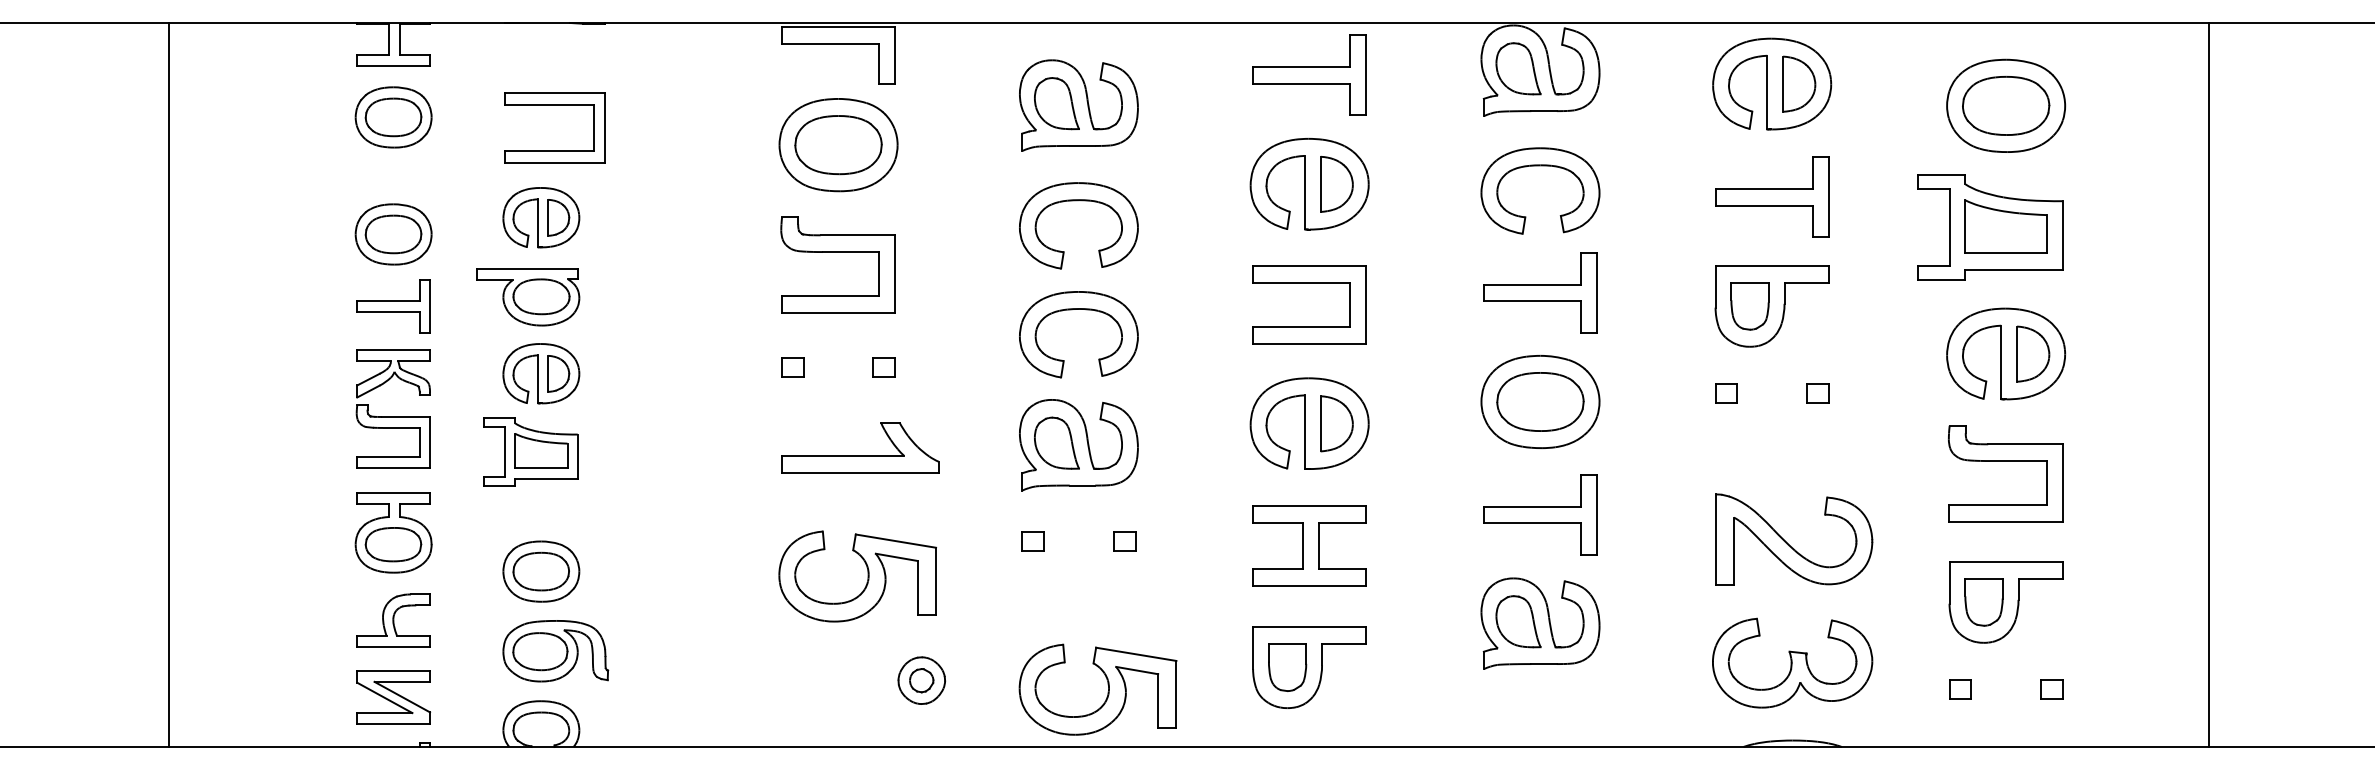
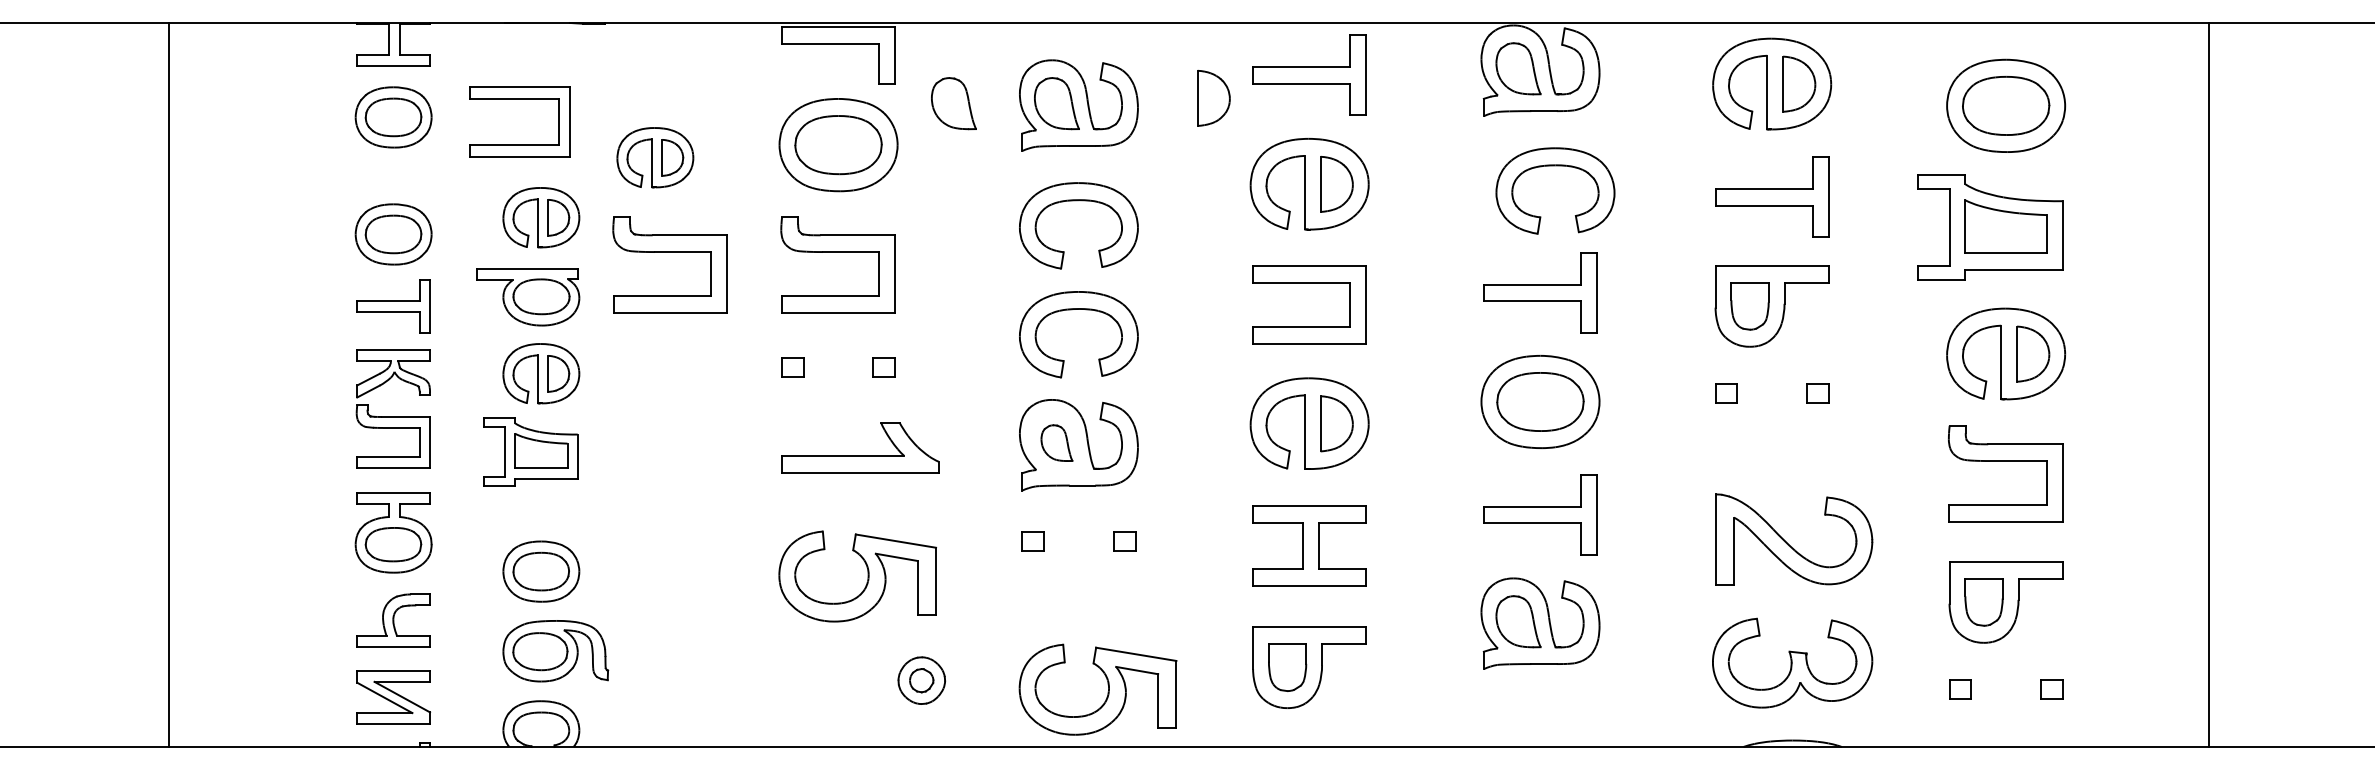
part: none -> present (1213, 98)
part: none -> present (953, 103)
part position: (554, 105) -> (519, 99) (519, 99)
part: none -> present (655, 157)
part position: (1540, 166) -> (1555, 166) (1555, 166)
part: none -> present (669, 252)
part size: 46x54 px -> 34x38 px (1056, 442)
